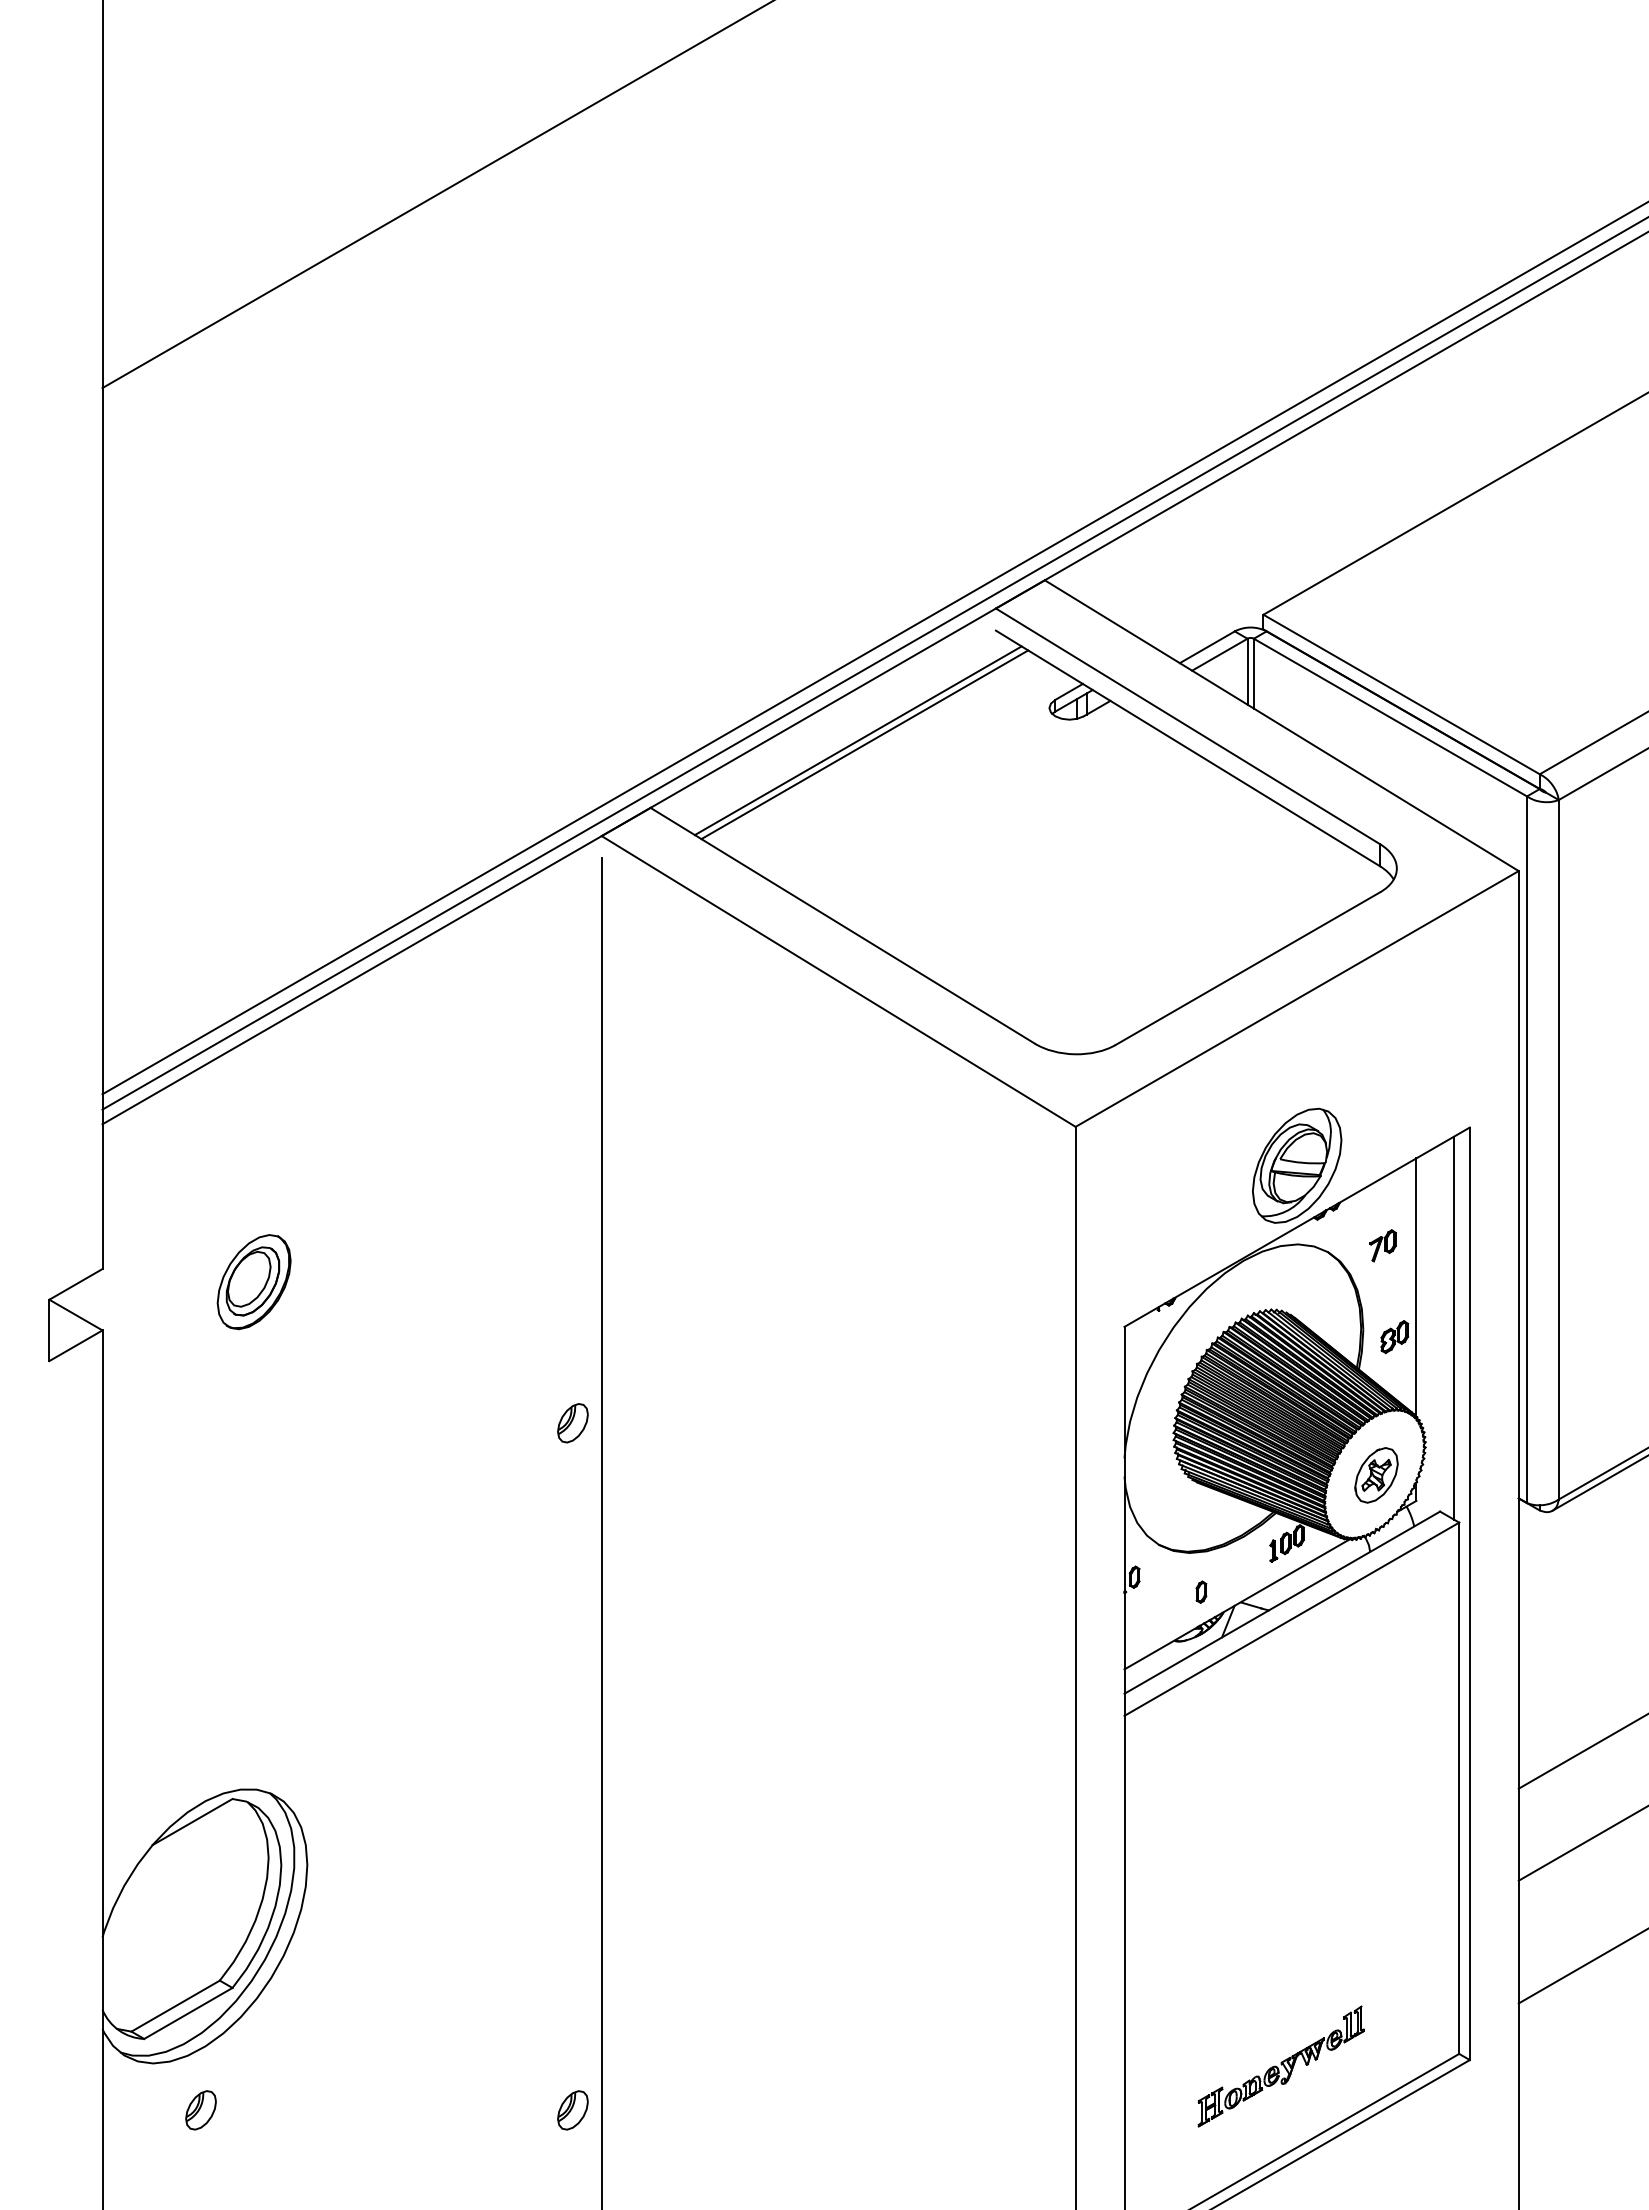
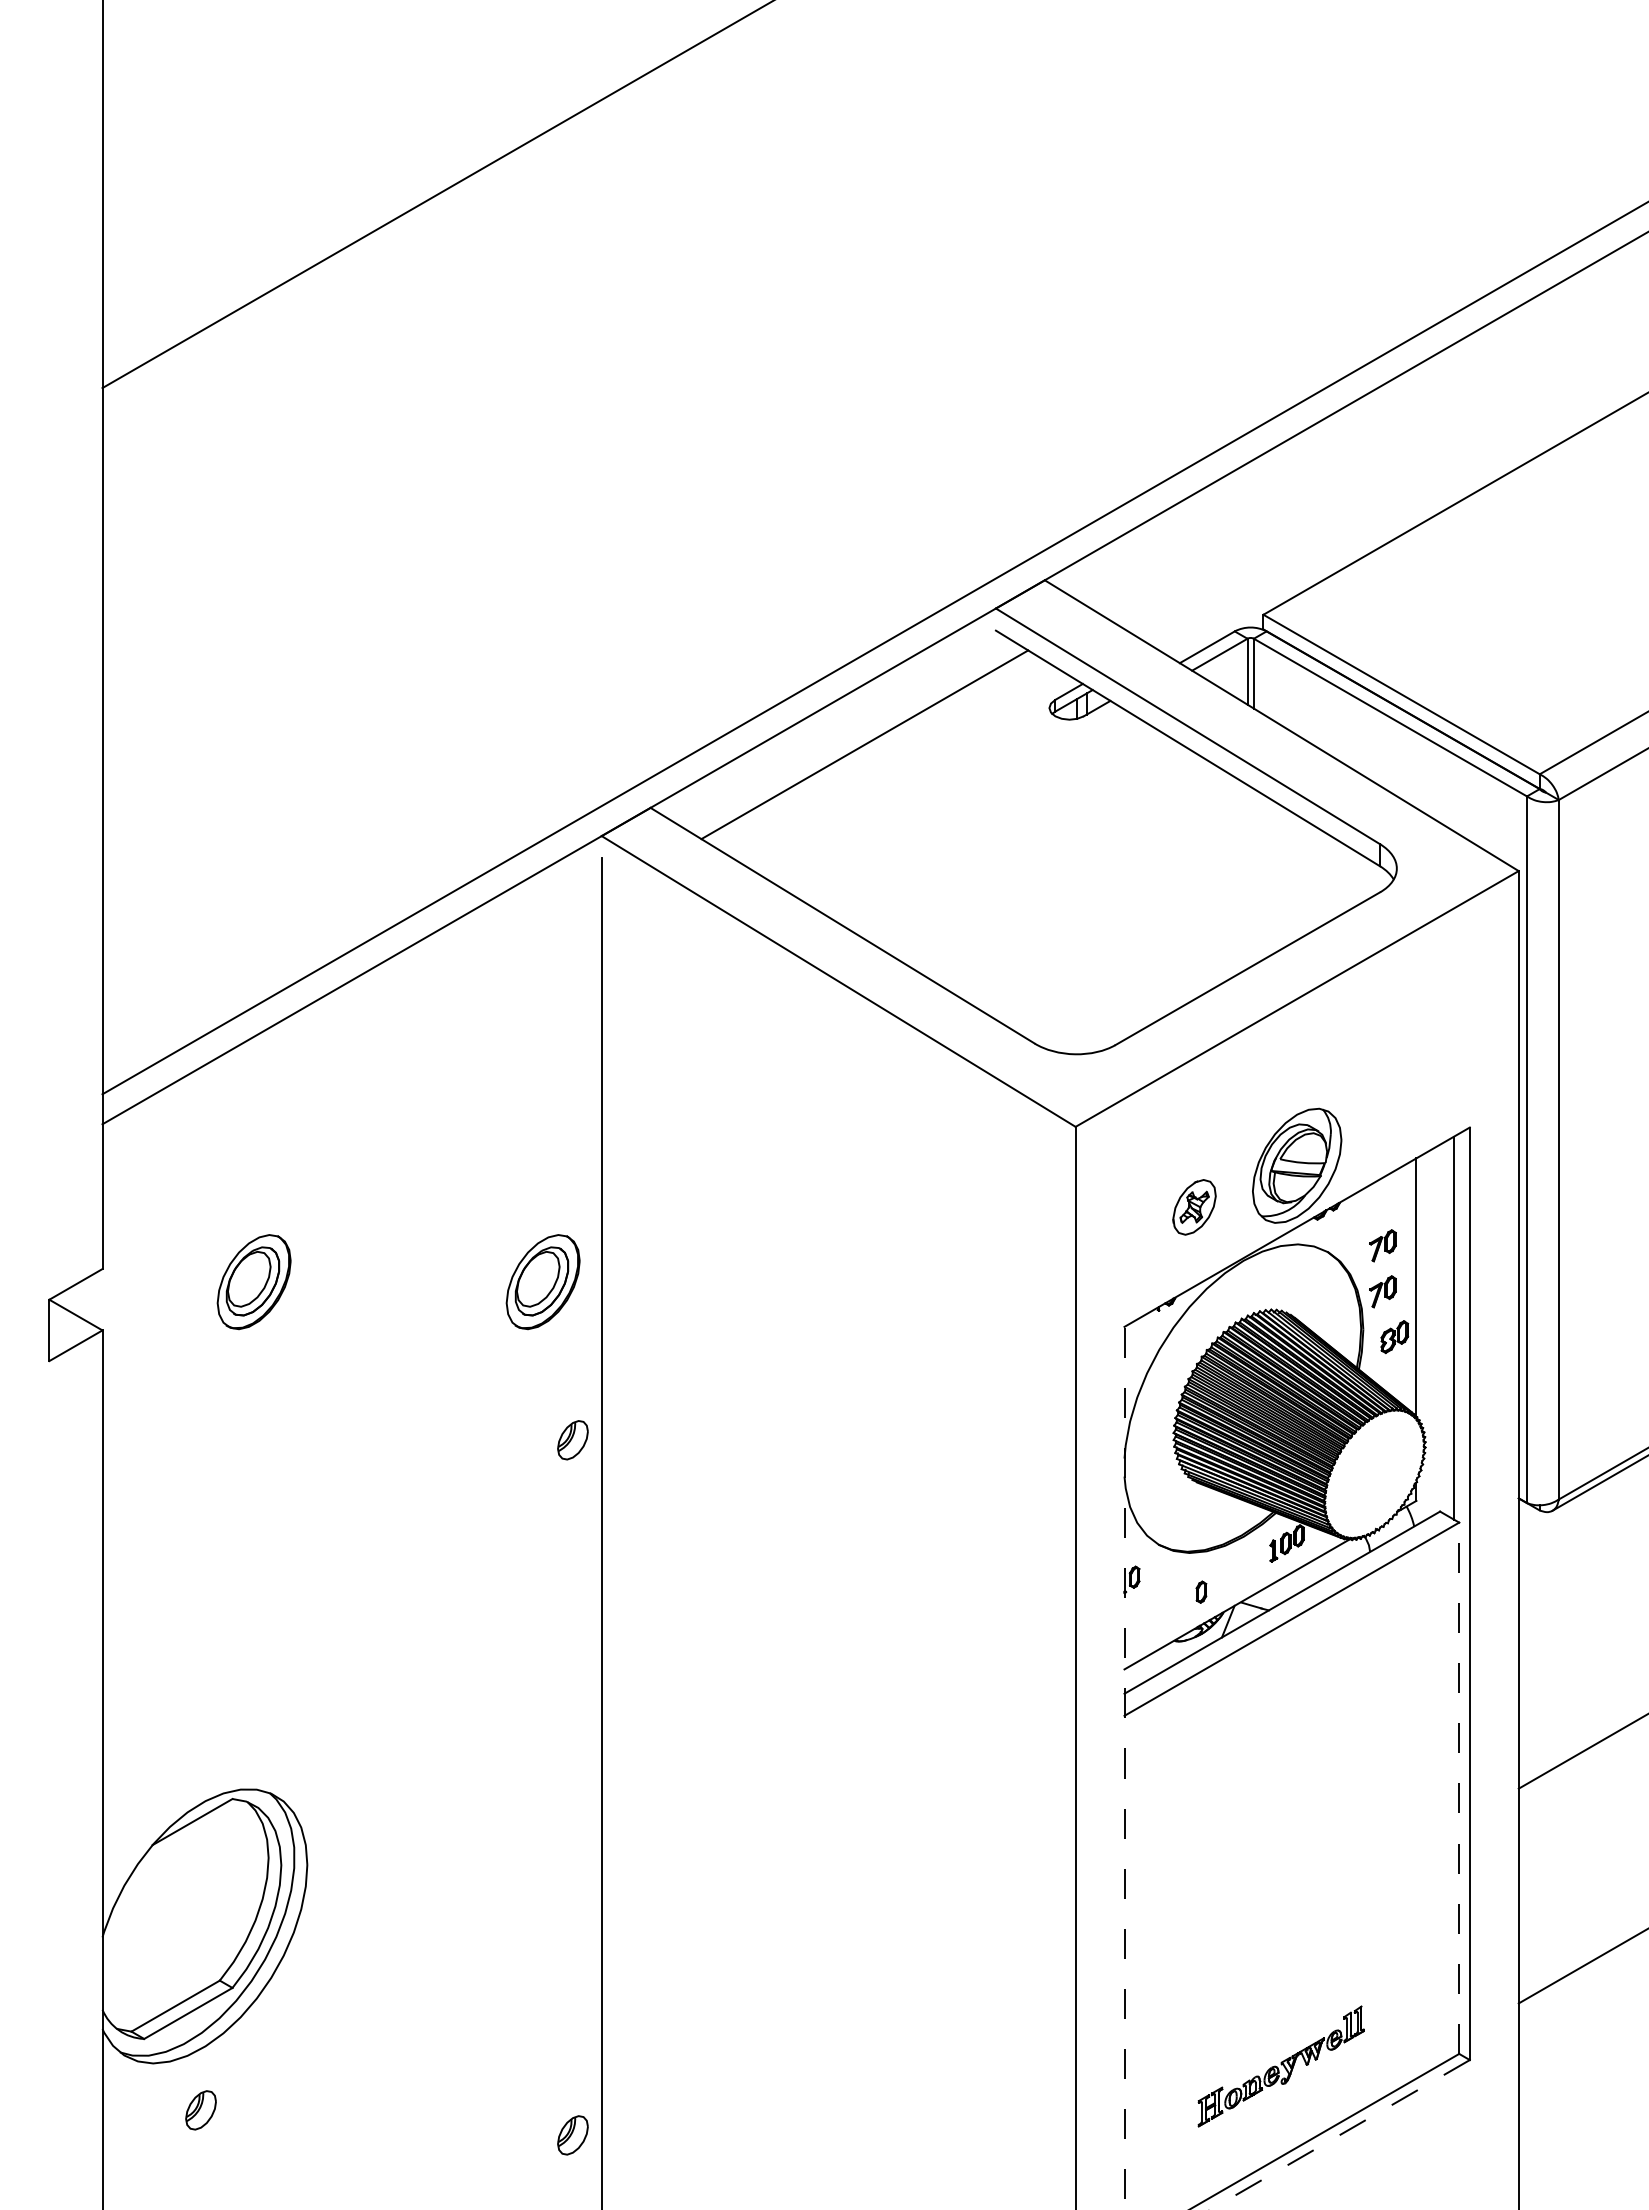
line: present -> none (873, 663)
line: present -> none (857, 740)
part: none -> present (542, 1282)
part: none -> present (1382, 1291)
part position: (572, 1423) -> (572, 1440) (572, 1440)
part position: (1376, 1475) -> (1194, 1207) (1194, 1207)
line: solid -> dashed (1124, 1767)
line: solid -> dashed (1459, 1788)
line: present -> none (1581, 1843)
part position: (572, 2110) -> (572, 2135) (572, 2135)
line: solid -> dashed (1340, 2135)
